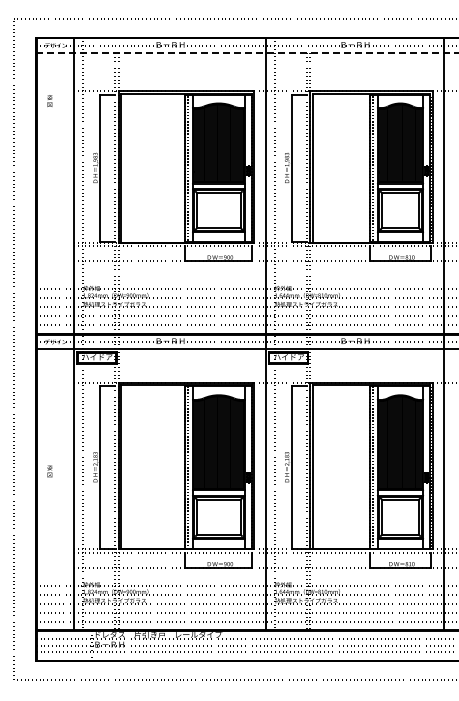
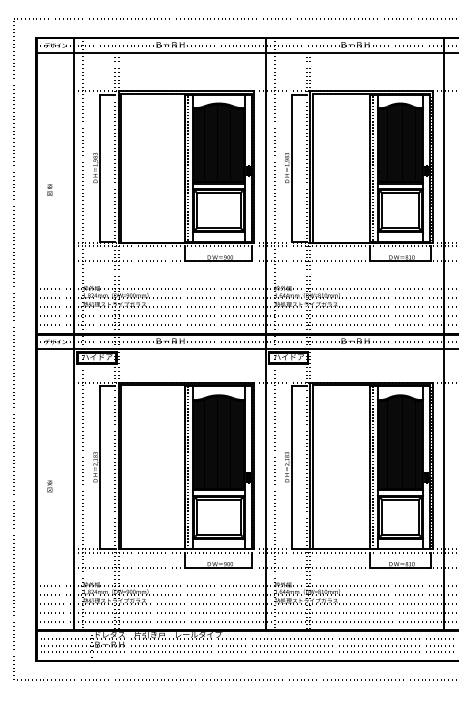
line: dashed -> solid (247, 53)
text position: (49, 100) -> (49, 189) (49, 189)
text position: (49, 471) -> (49, 486) (49, 486)
